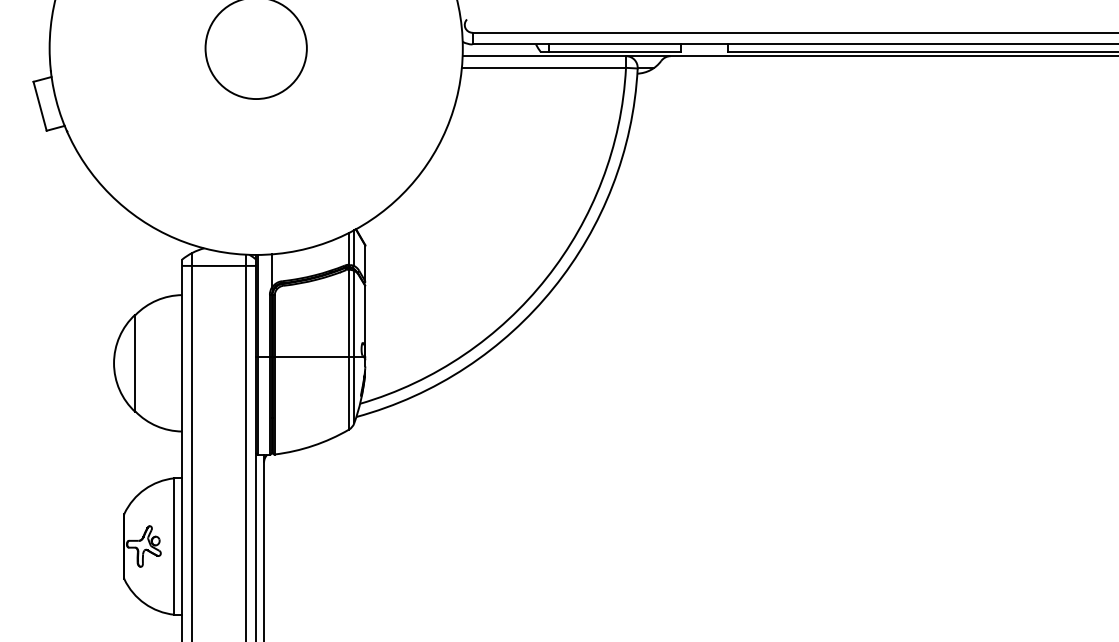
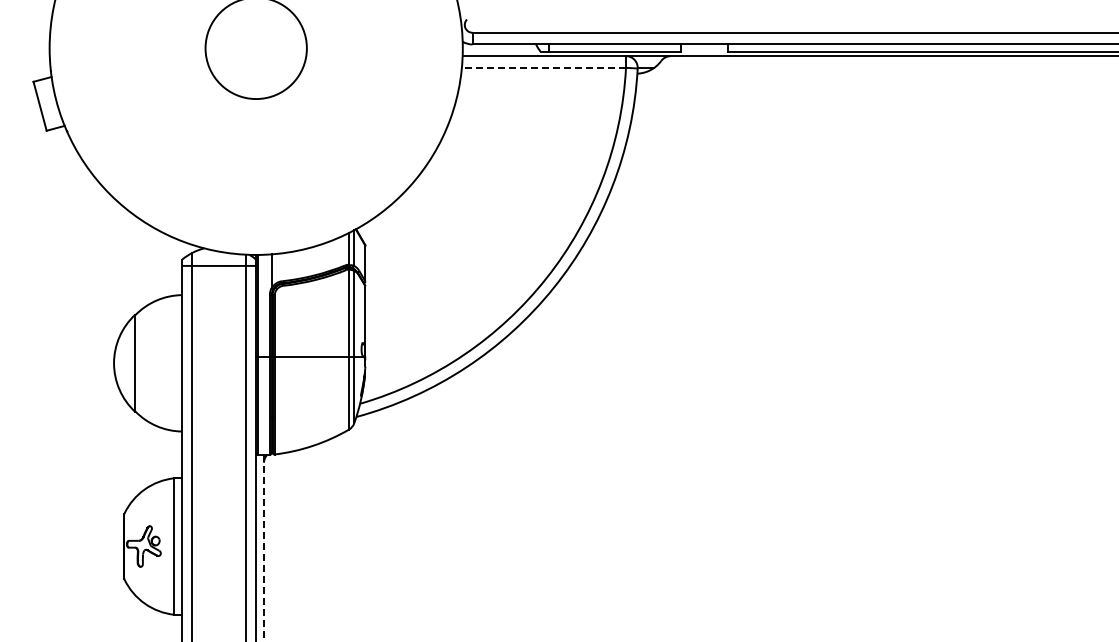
line: solid -> dashed (543, 67)
line: solid -> dashed (264, 548)
